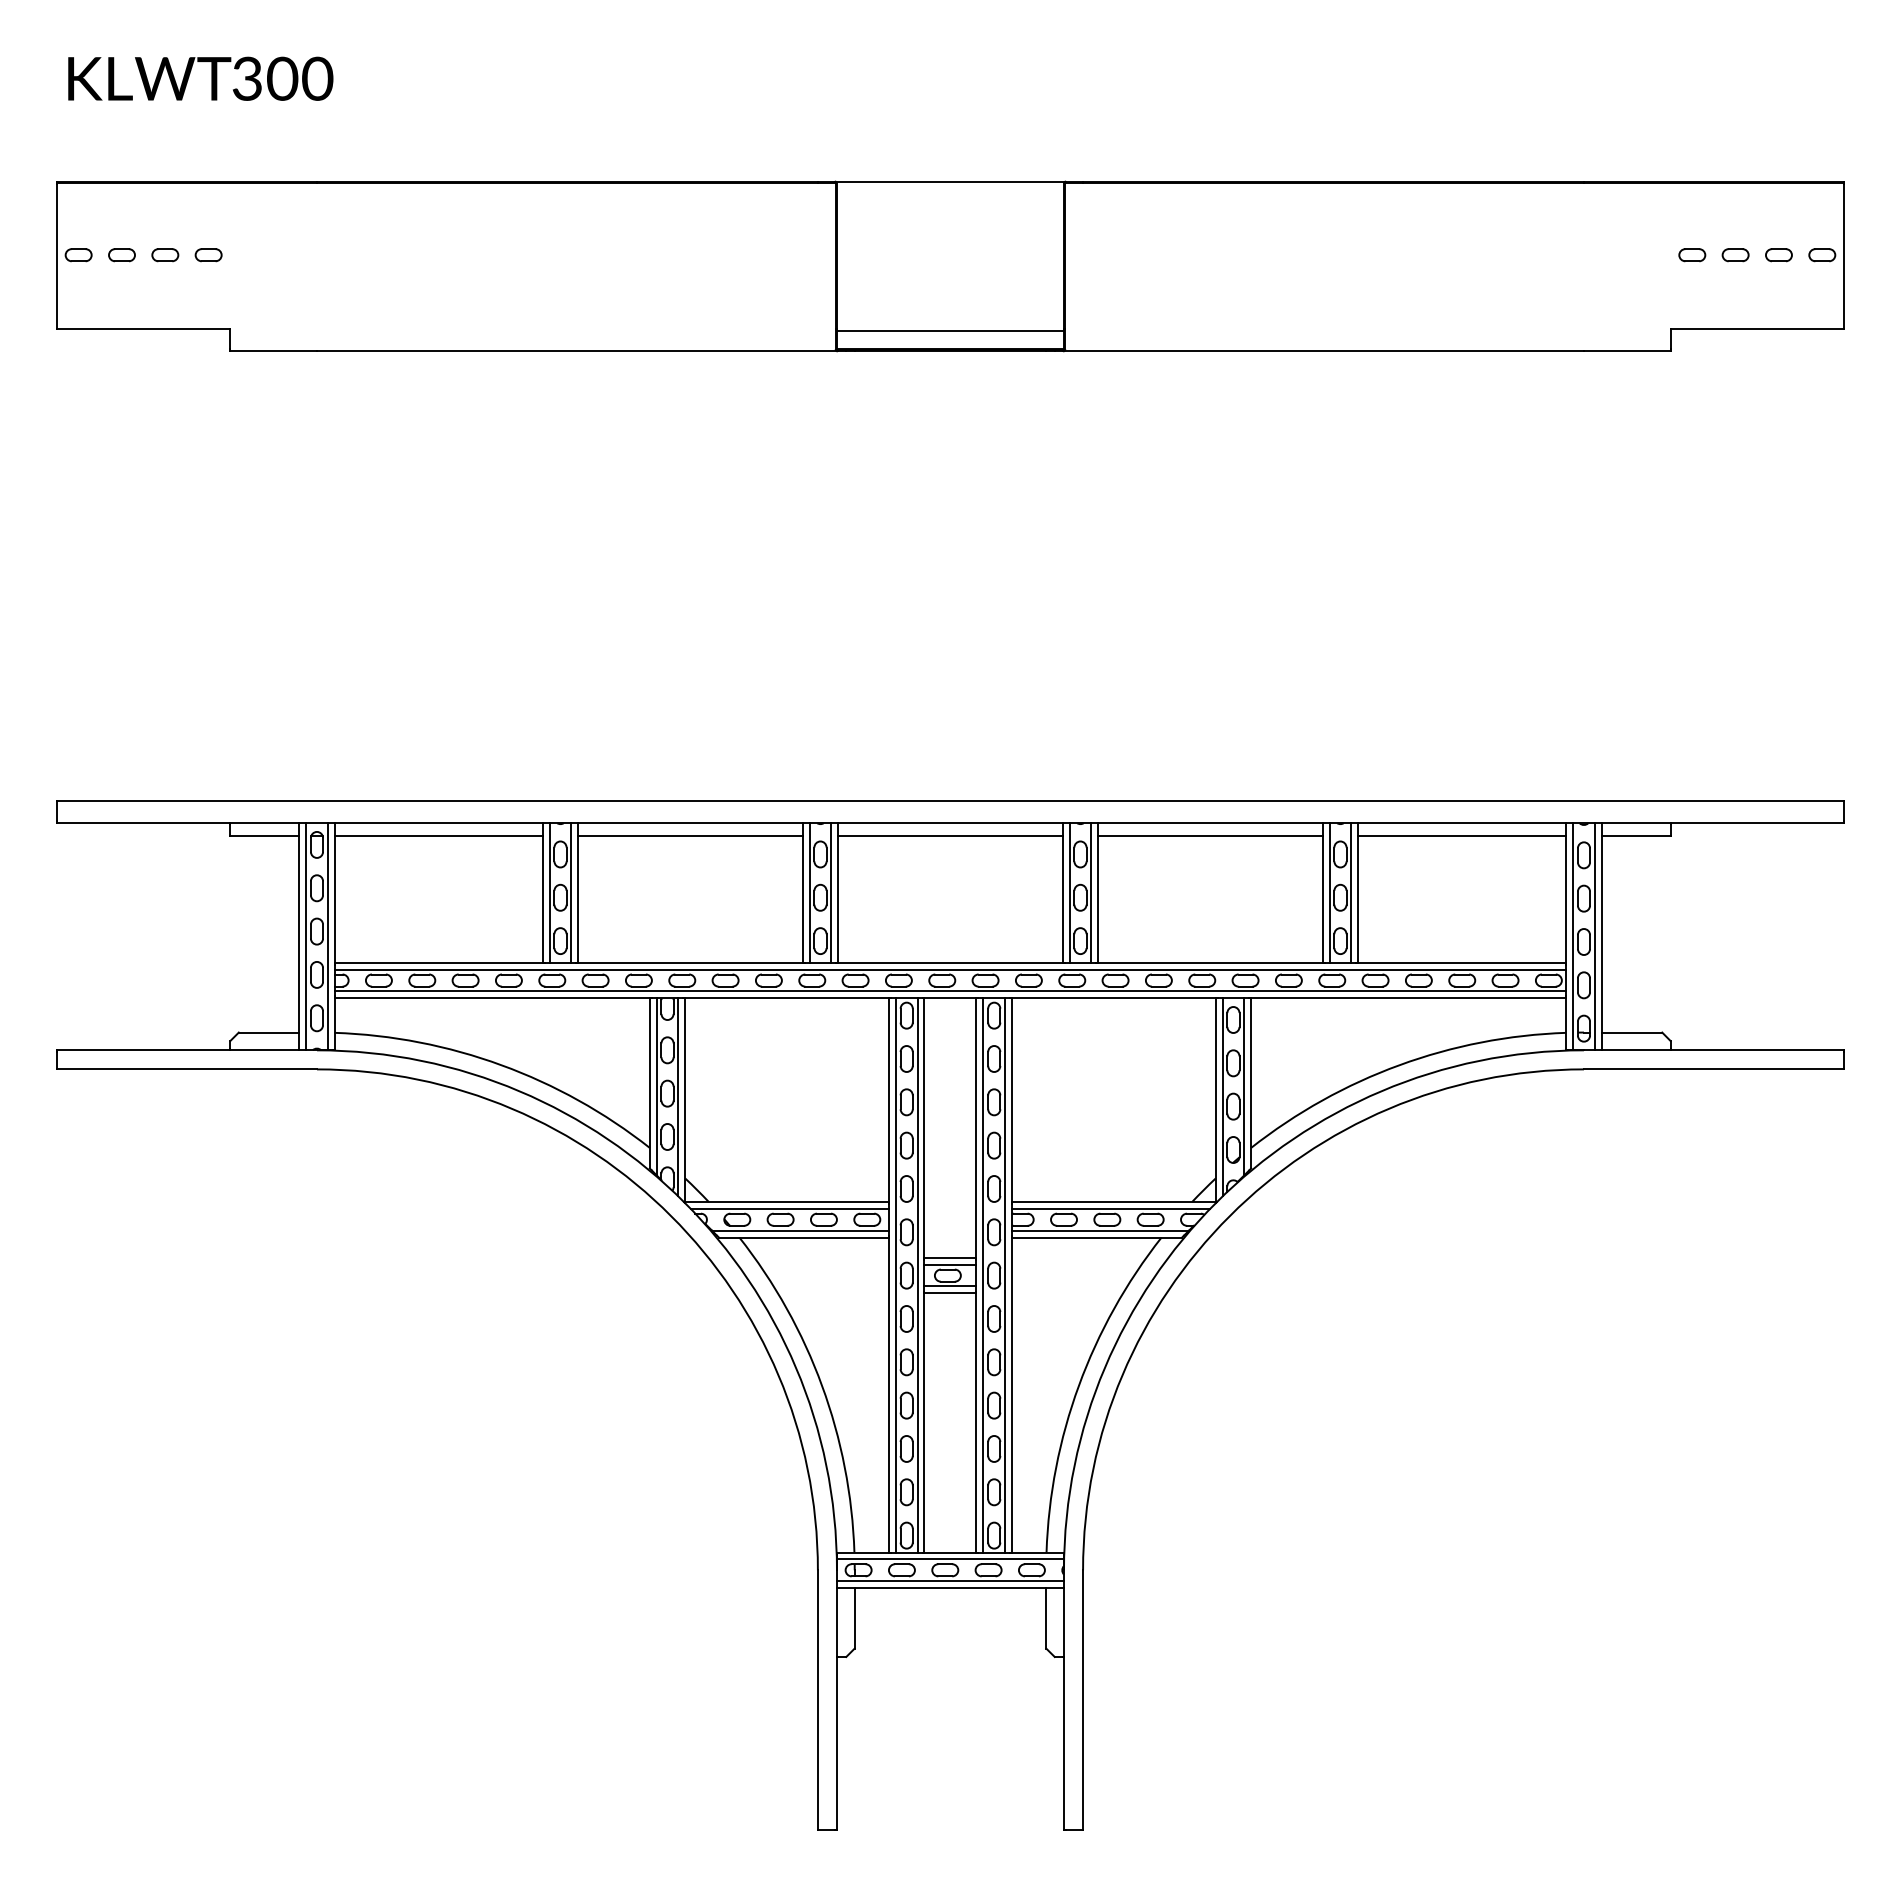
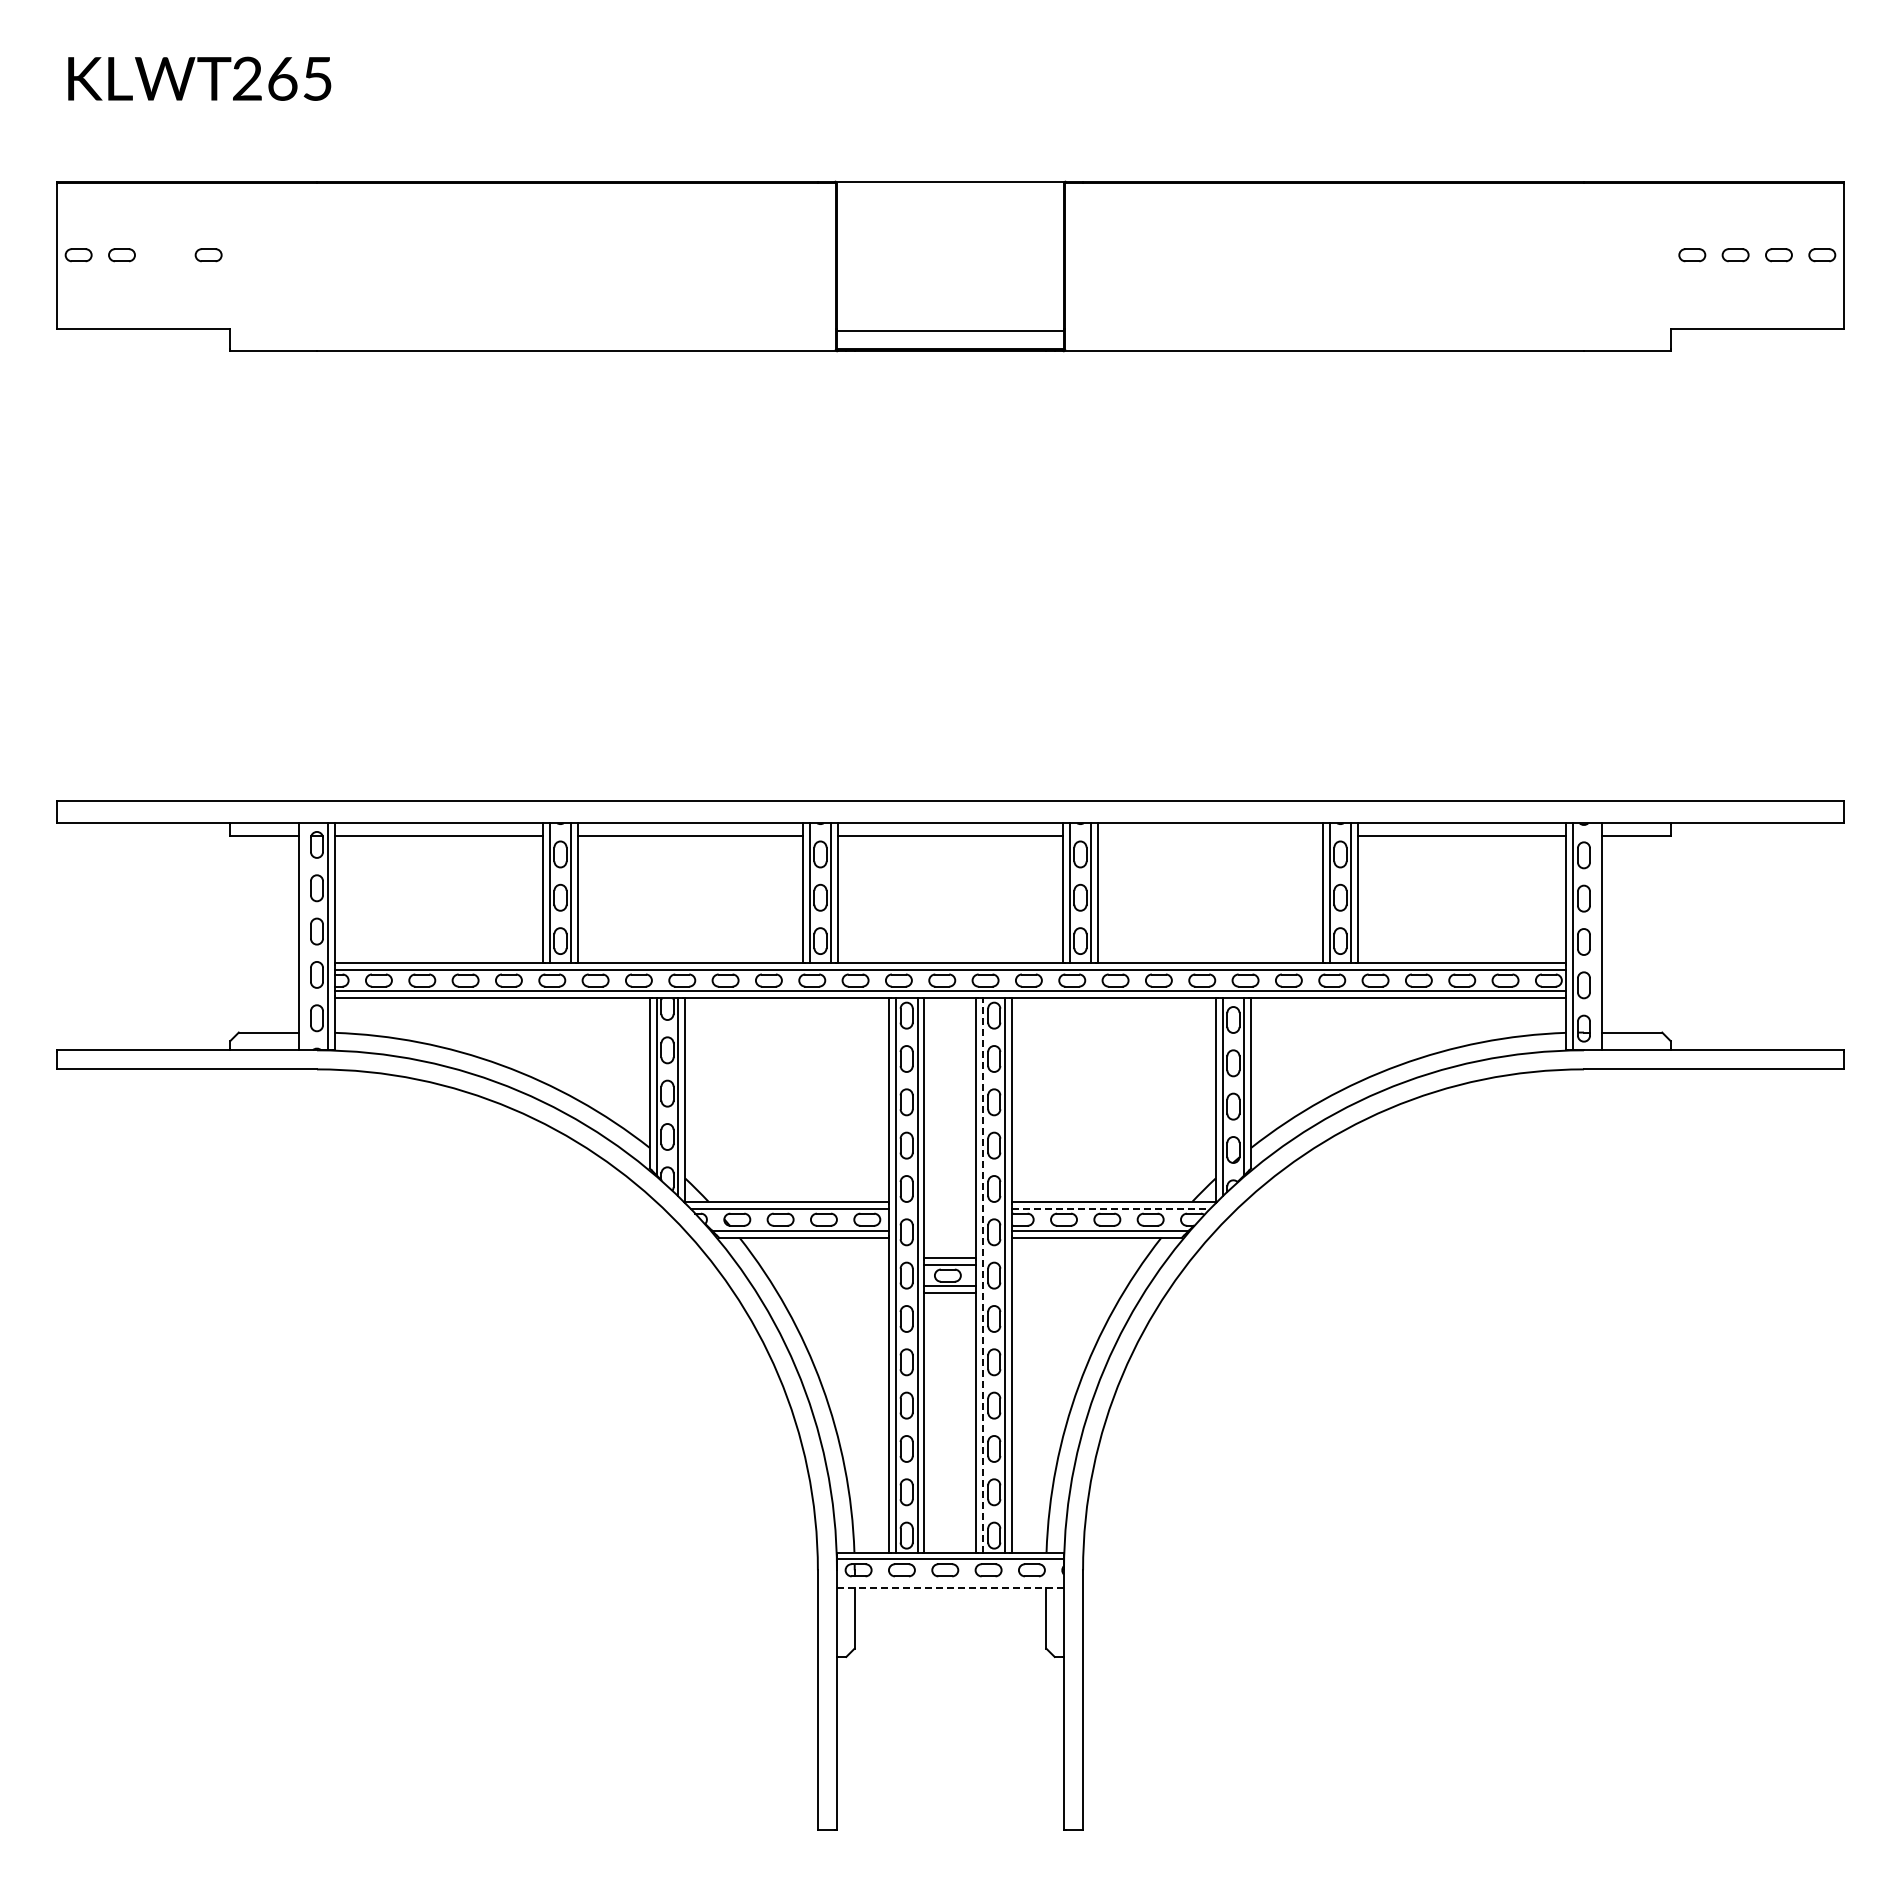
text: 300 -> 265 (282, 78)
part: present -> none (165, 255)
line: present -> none (1210, 836)
line: present -> none (306, 936)
line: present -> none (1594, 936)
line: solid -> dashed (1111, 1208)
line: solid -> dashed (983, 1274)
line: present -> none (950, 1581)
line: solid -> dashed (950, 1588)
